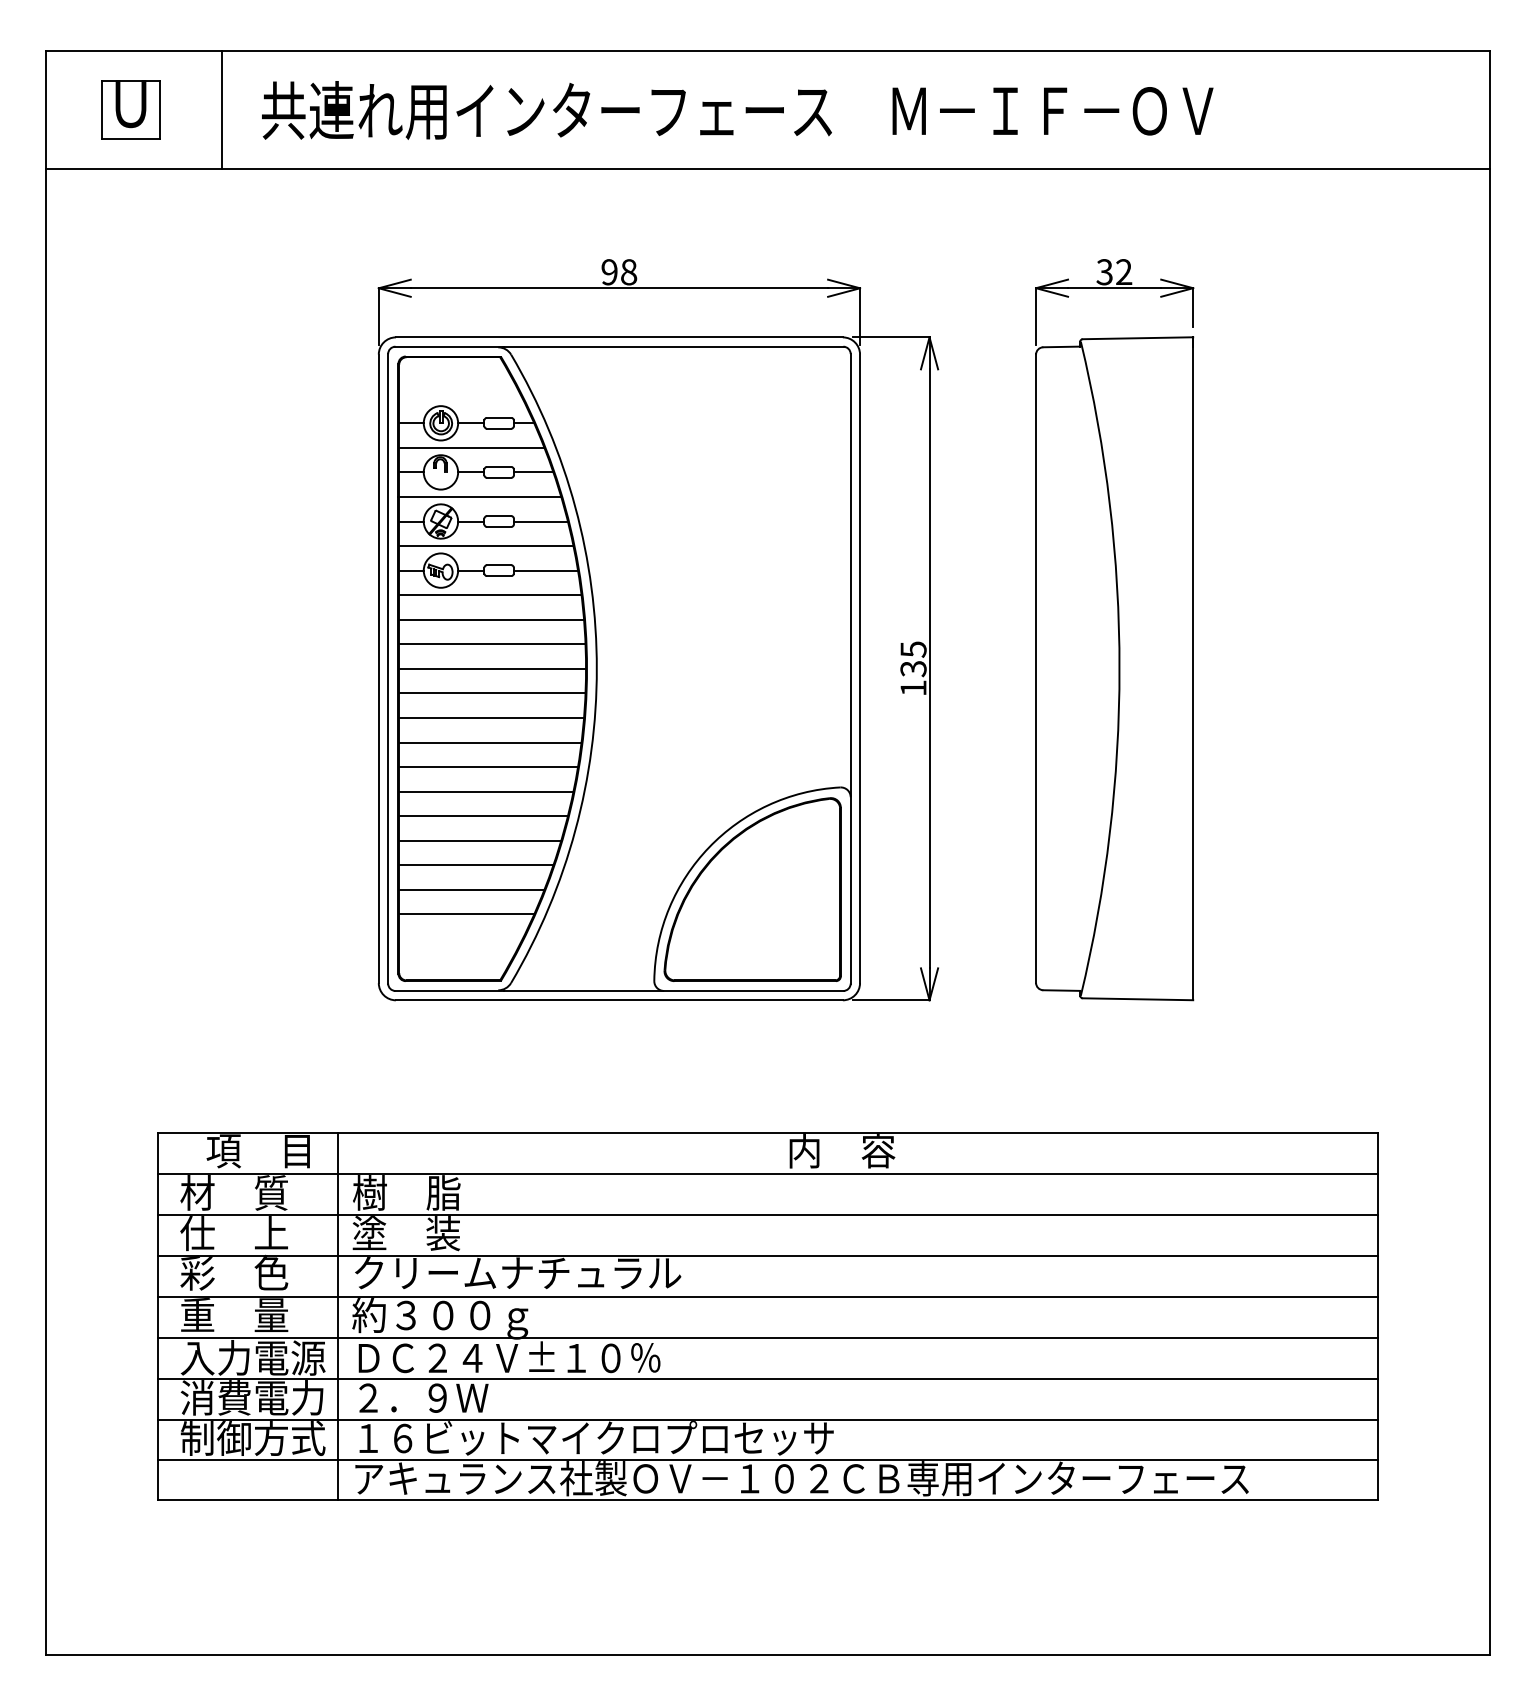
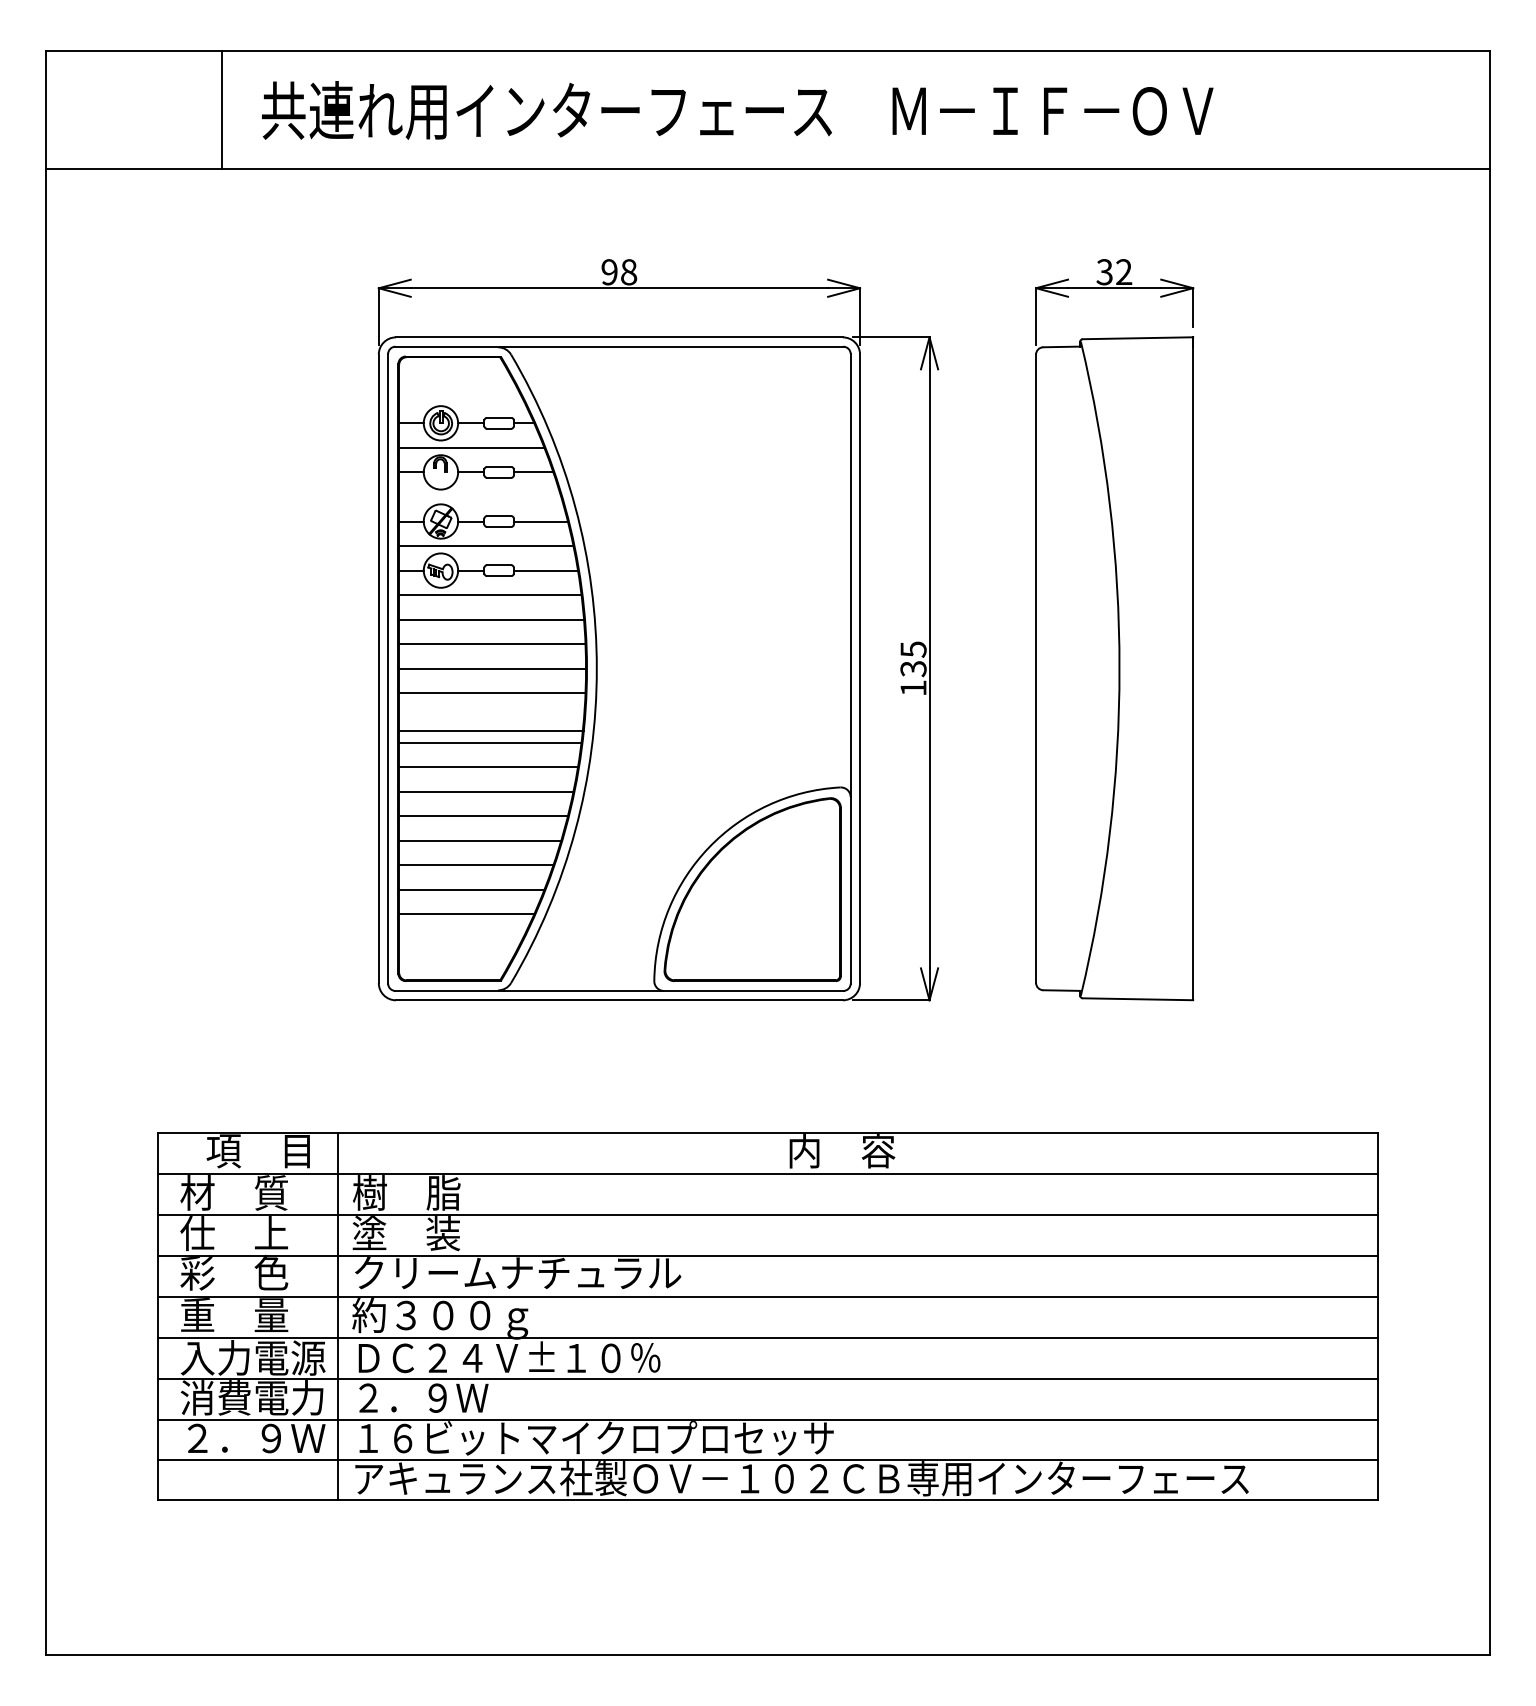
part: present -> none (130, 109)
line: present -> none (479, 496)
line position: (491, 717) -> (491, 730) (491, 730)
text: 制御方式 -> ２．９Ｗ (252, 1438)
